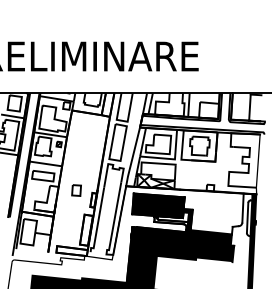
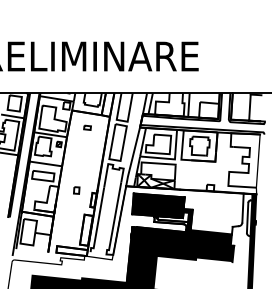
part: none -> present (87, 127)
part size: 11x13 px -> 8x9 px (76, 190)
